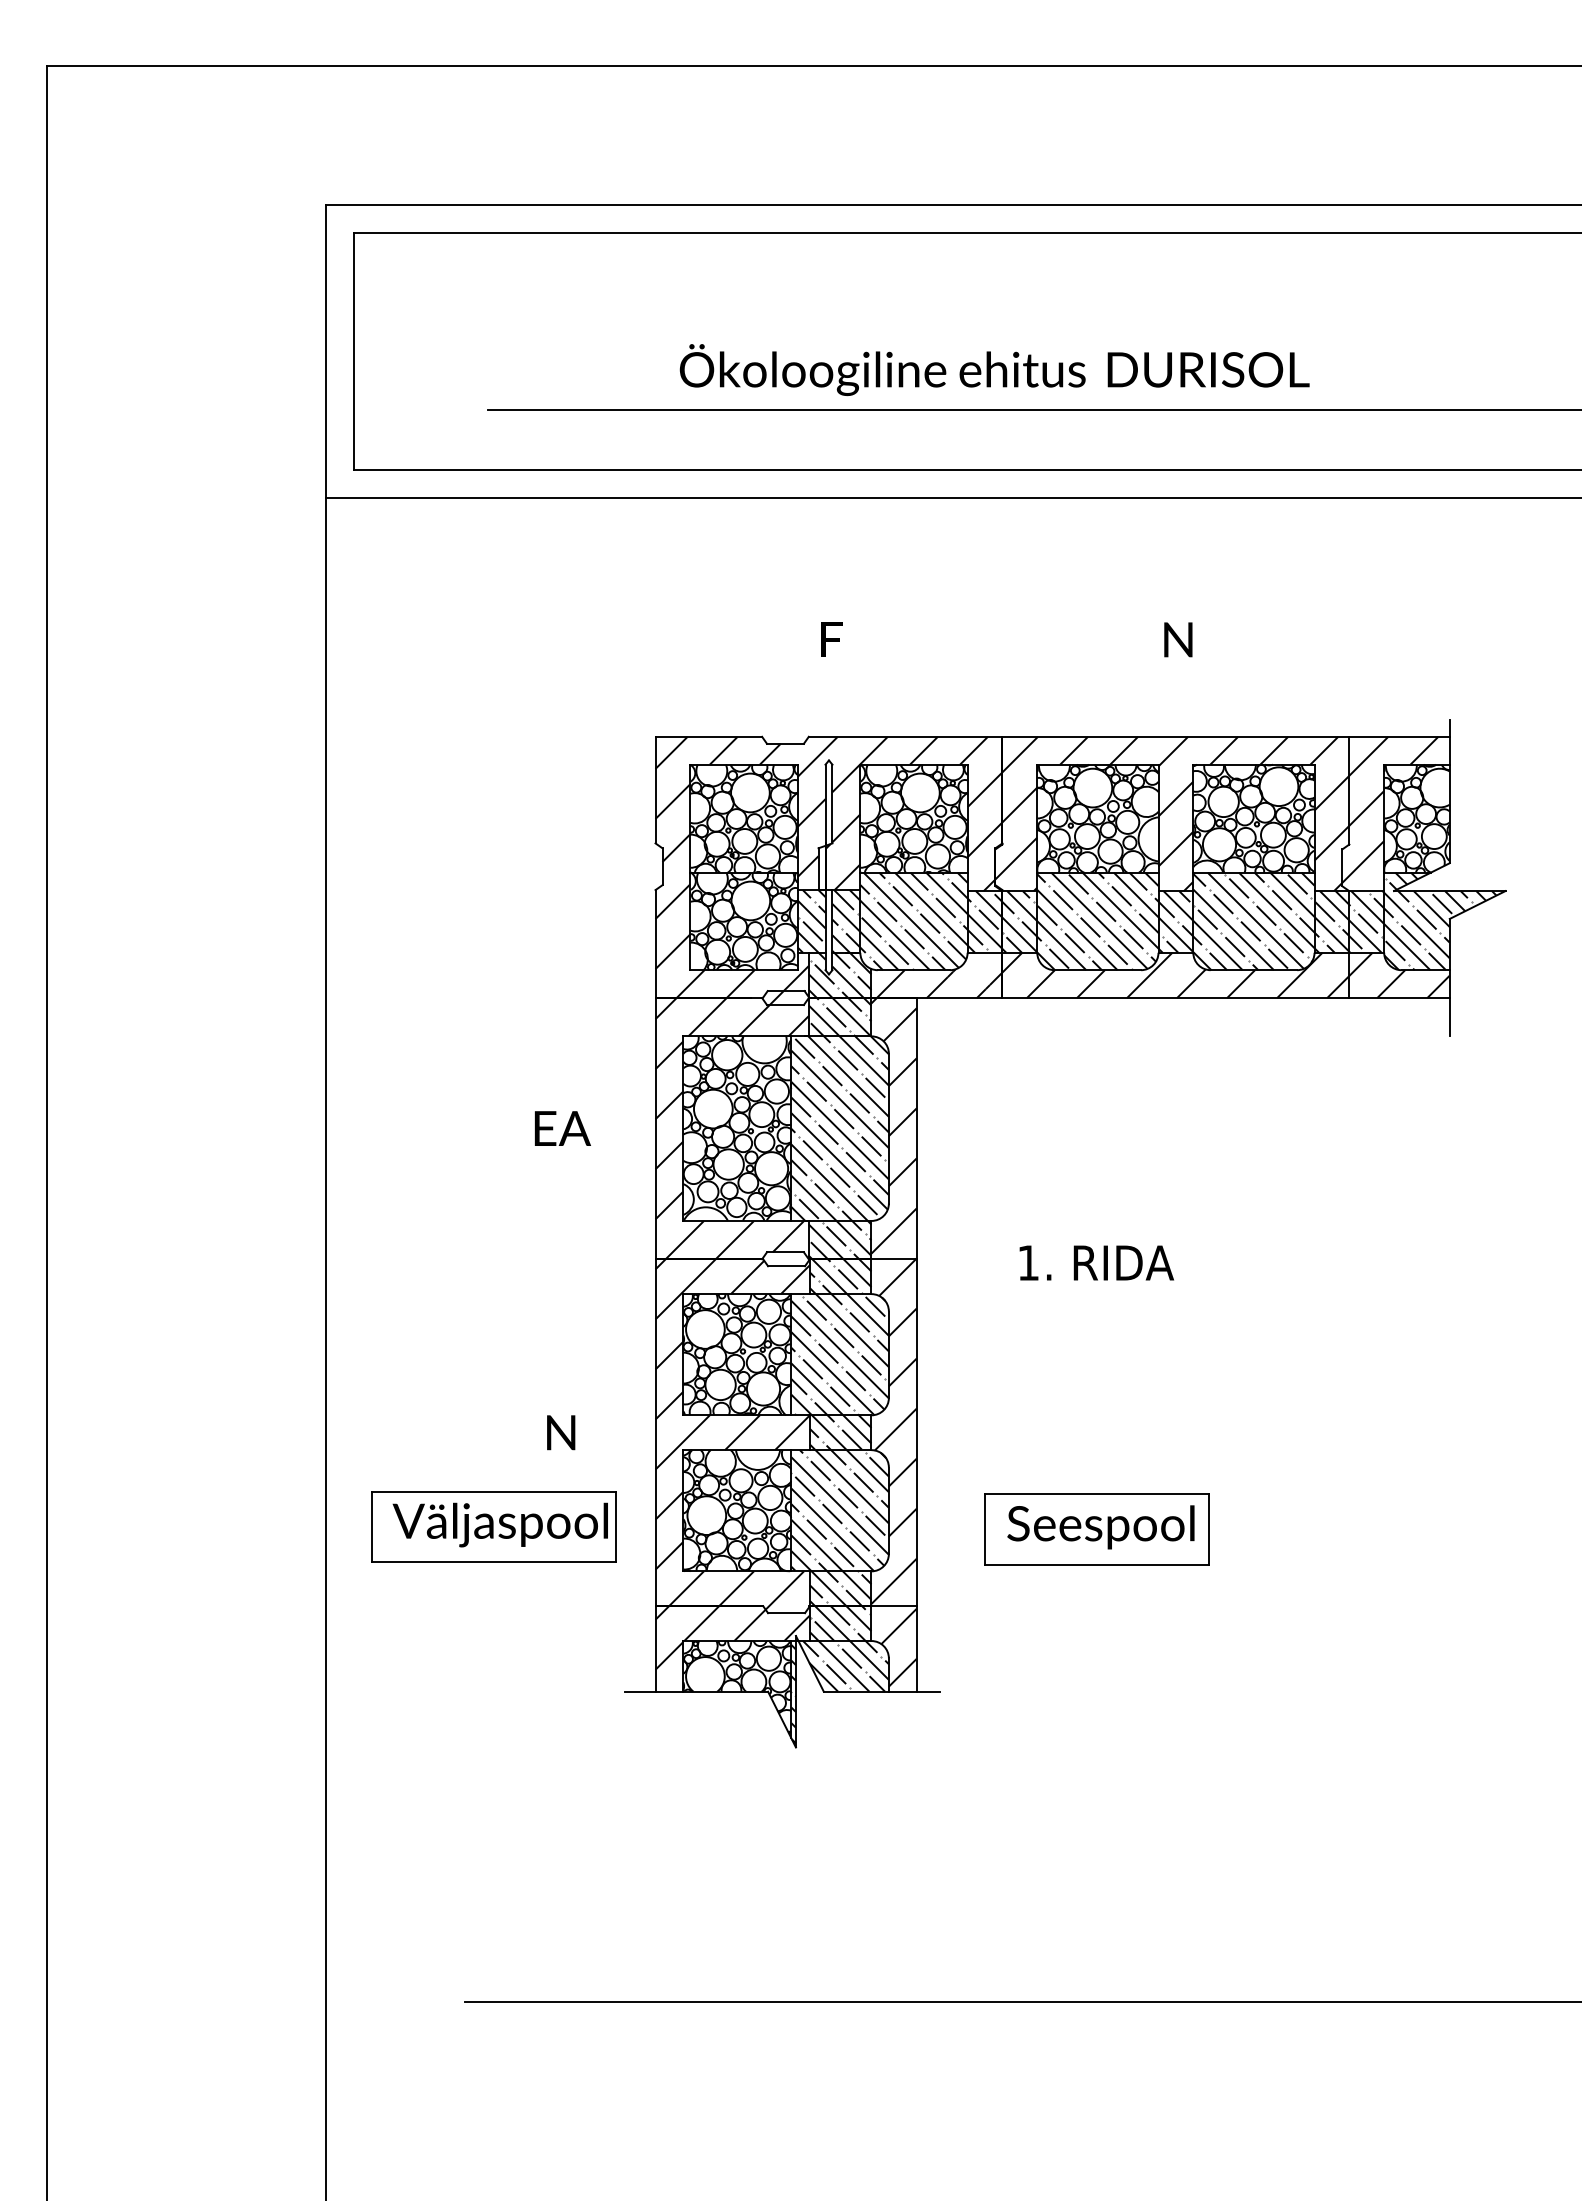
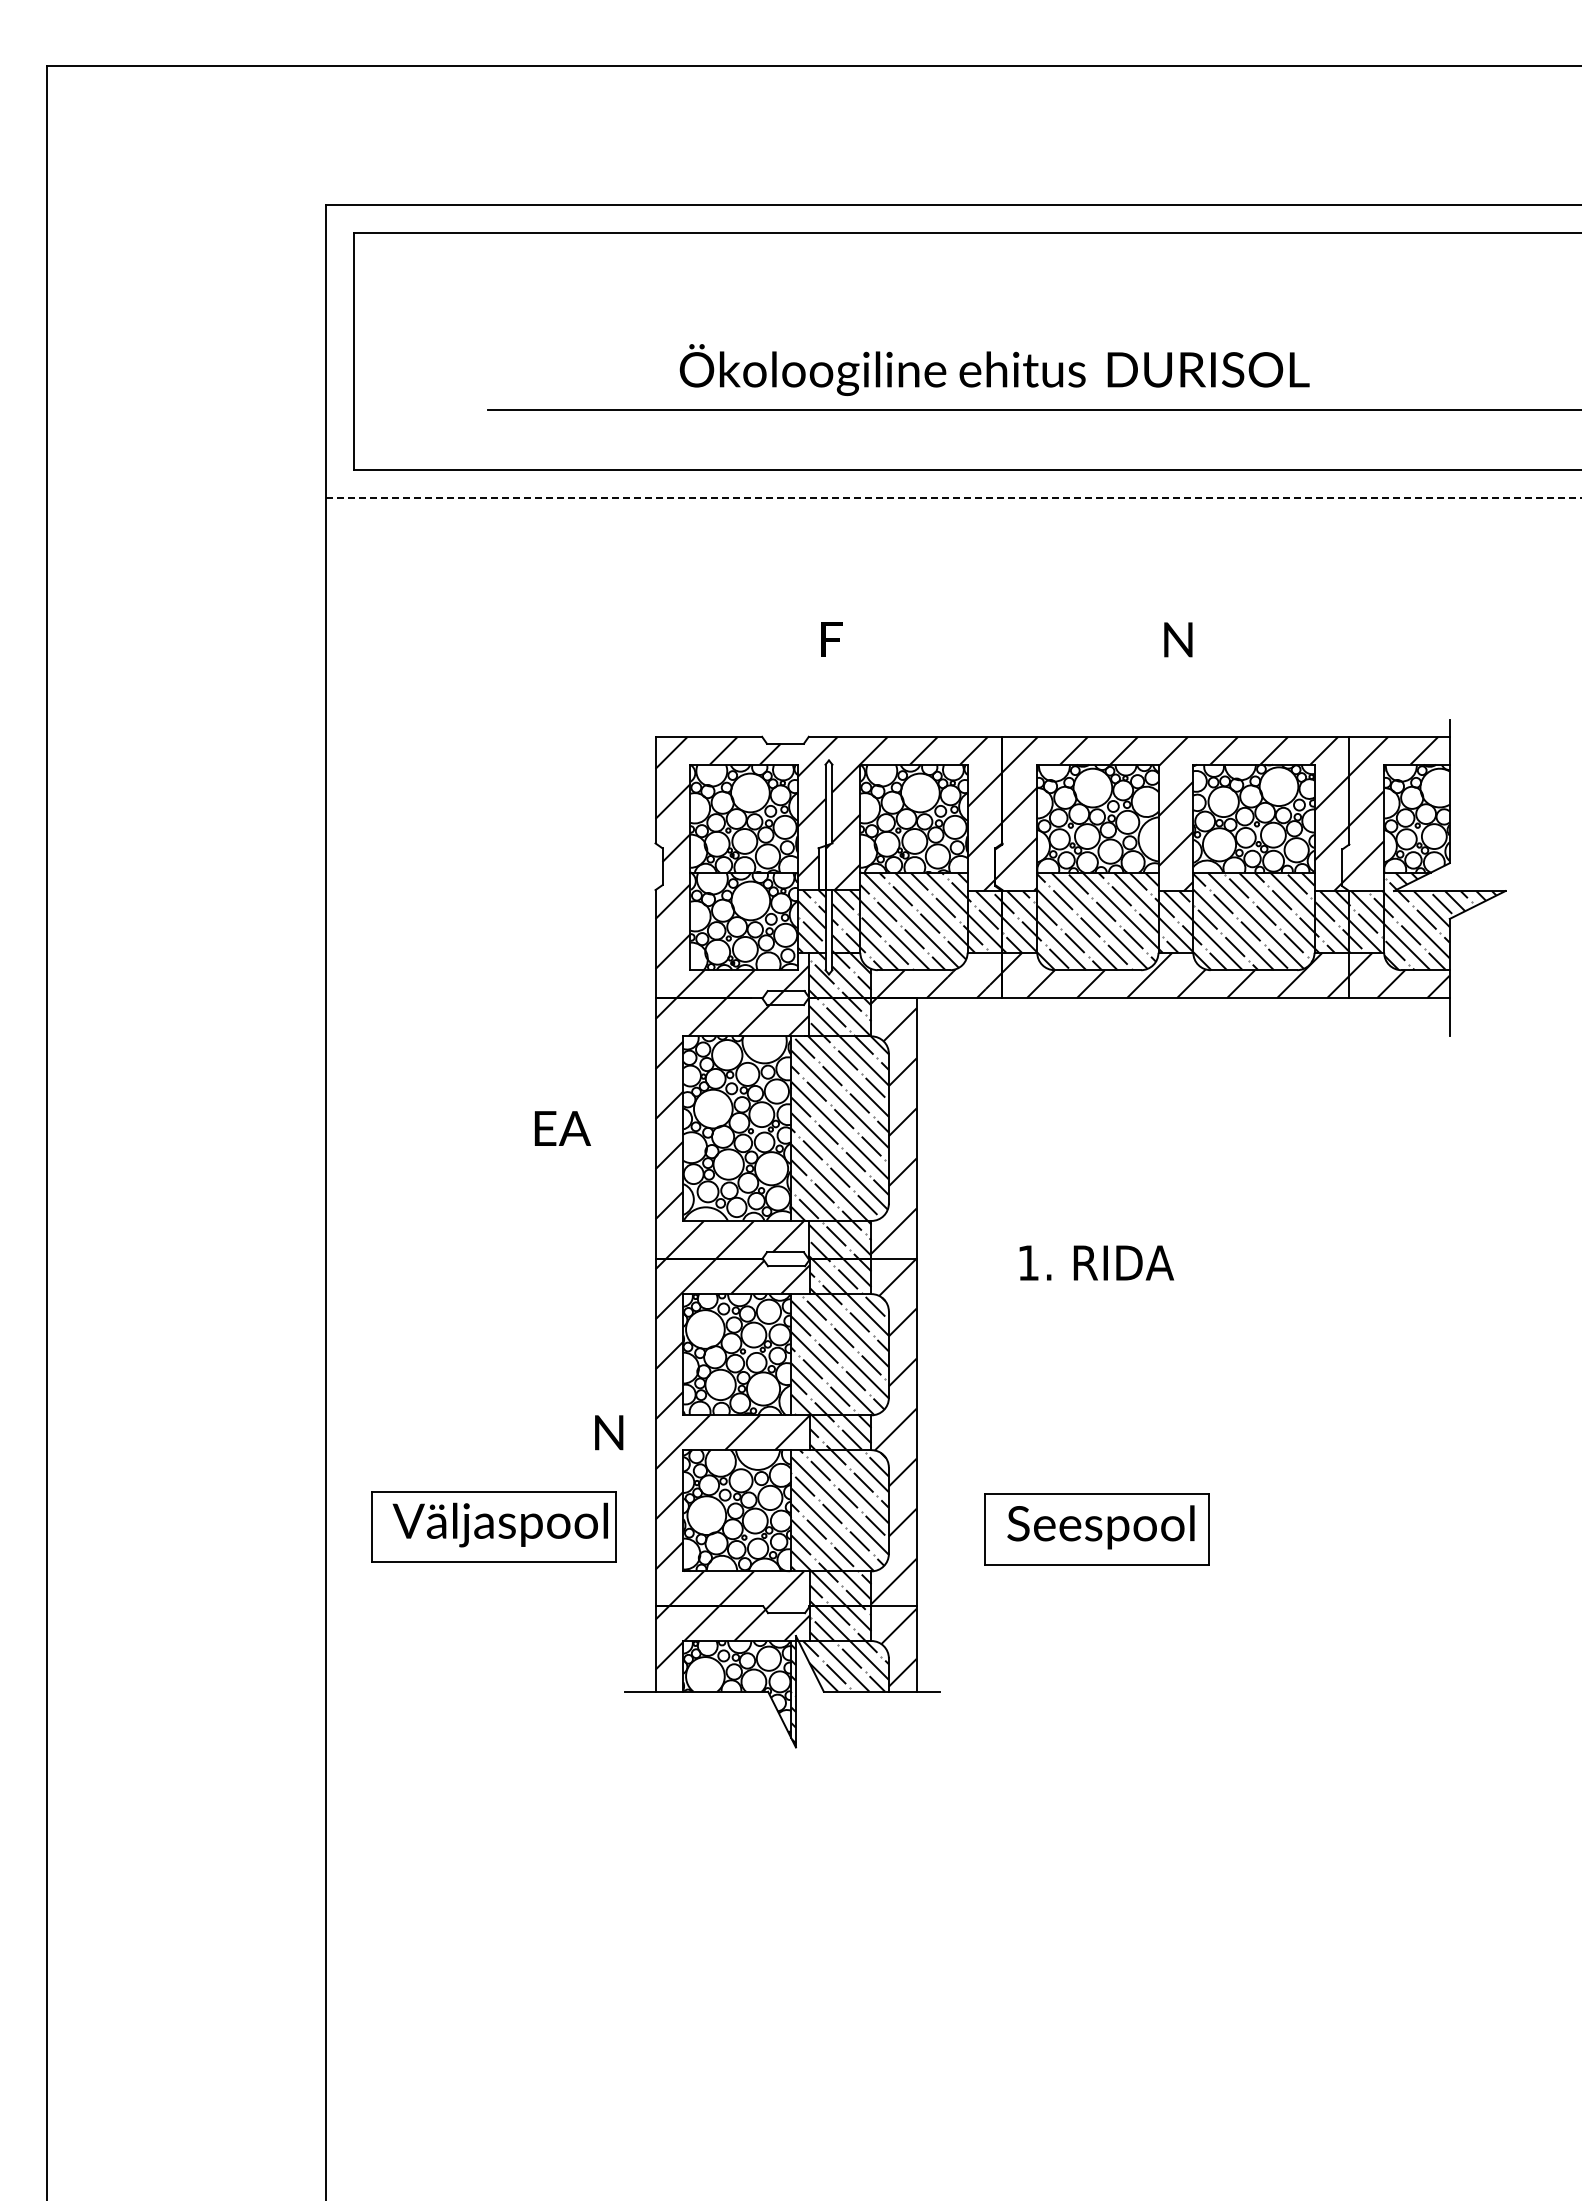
line: solid -> dashed (953, 497)
text position: (561, 1432) -> (609, 1432) (609, 1432)
line: present -> none (1021, 2001)
